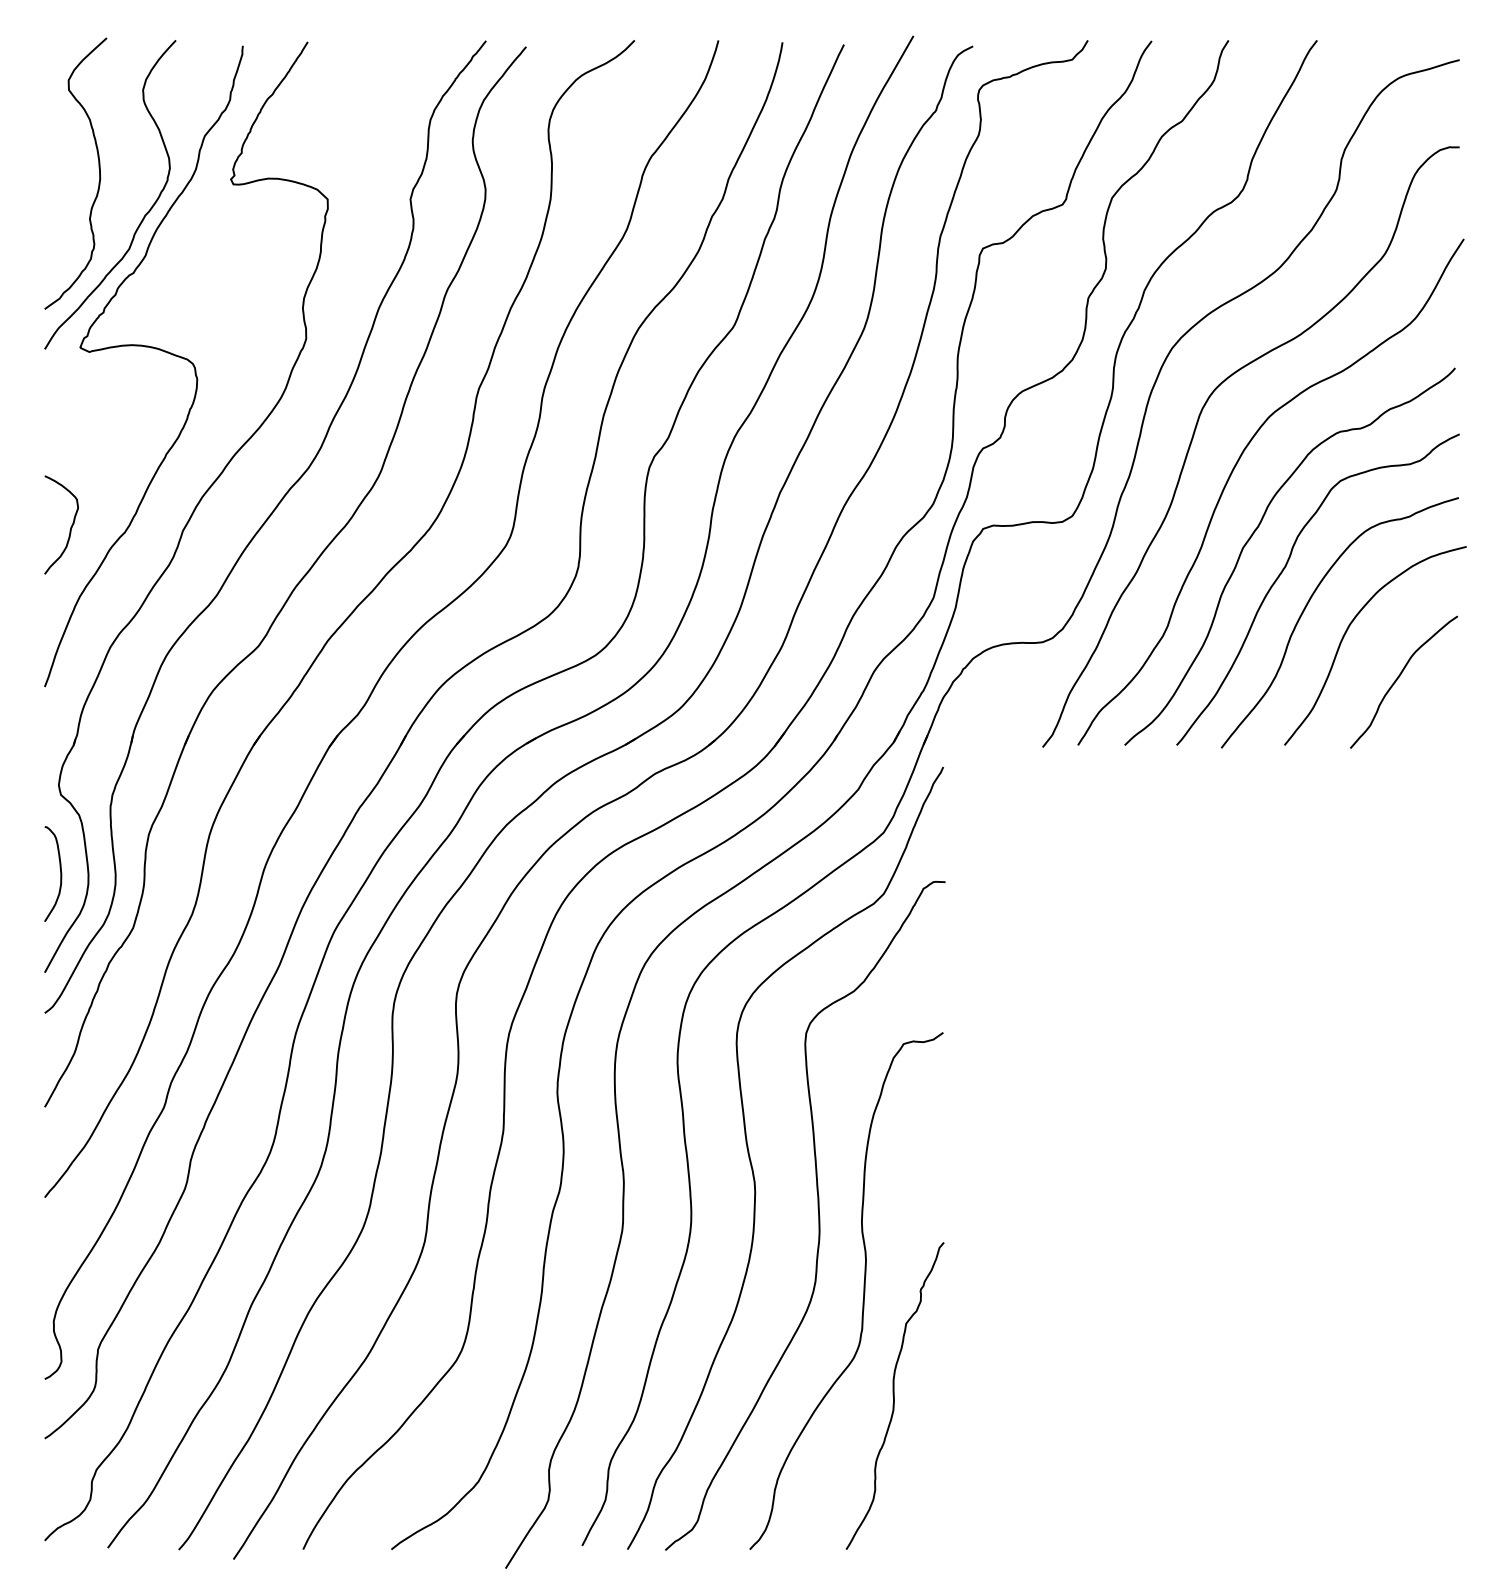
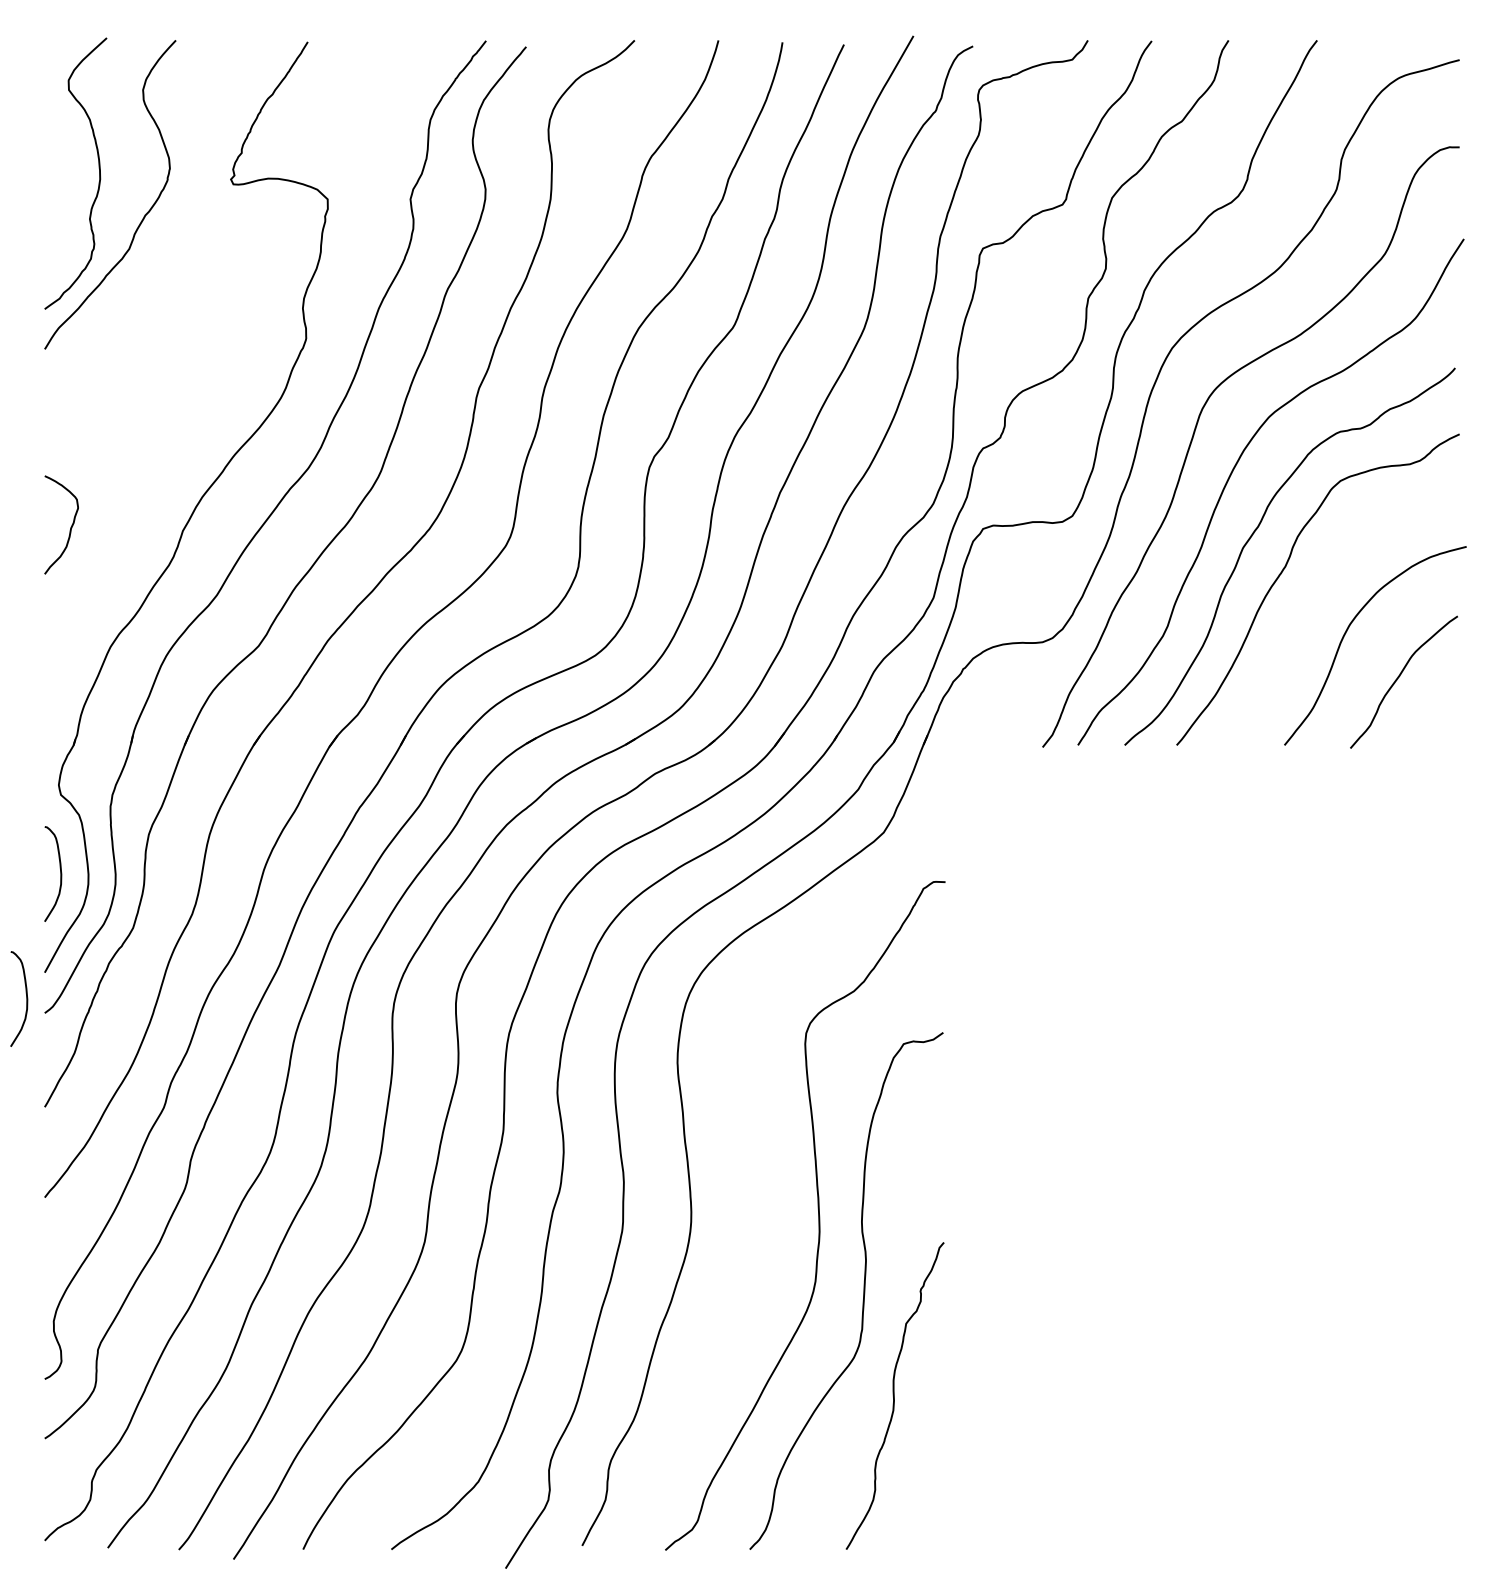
curve: present -> none (144, 347)
curve: present -> none (1308, 604)
curve: none -> present (26, 998)
curve: present -> none (752, 1164)
